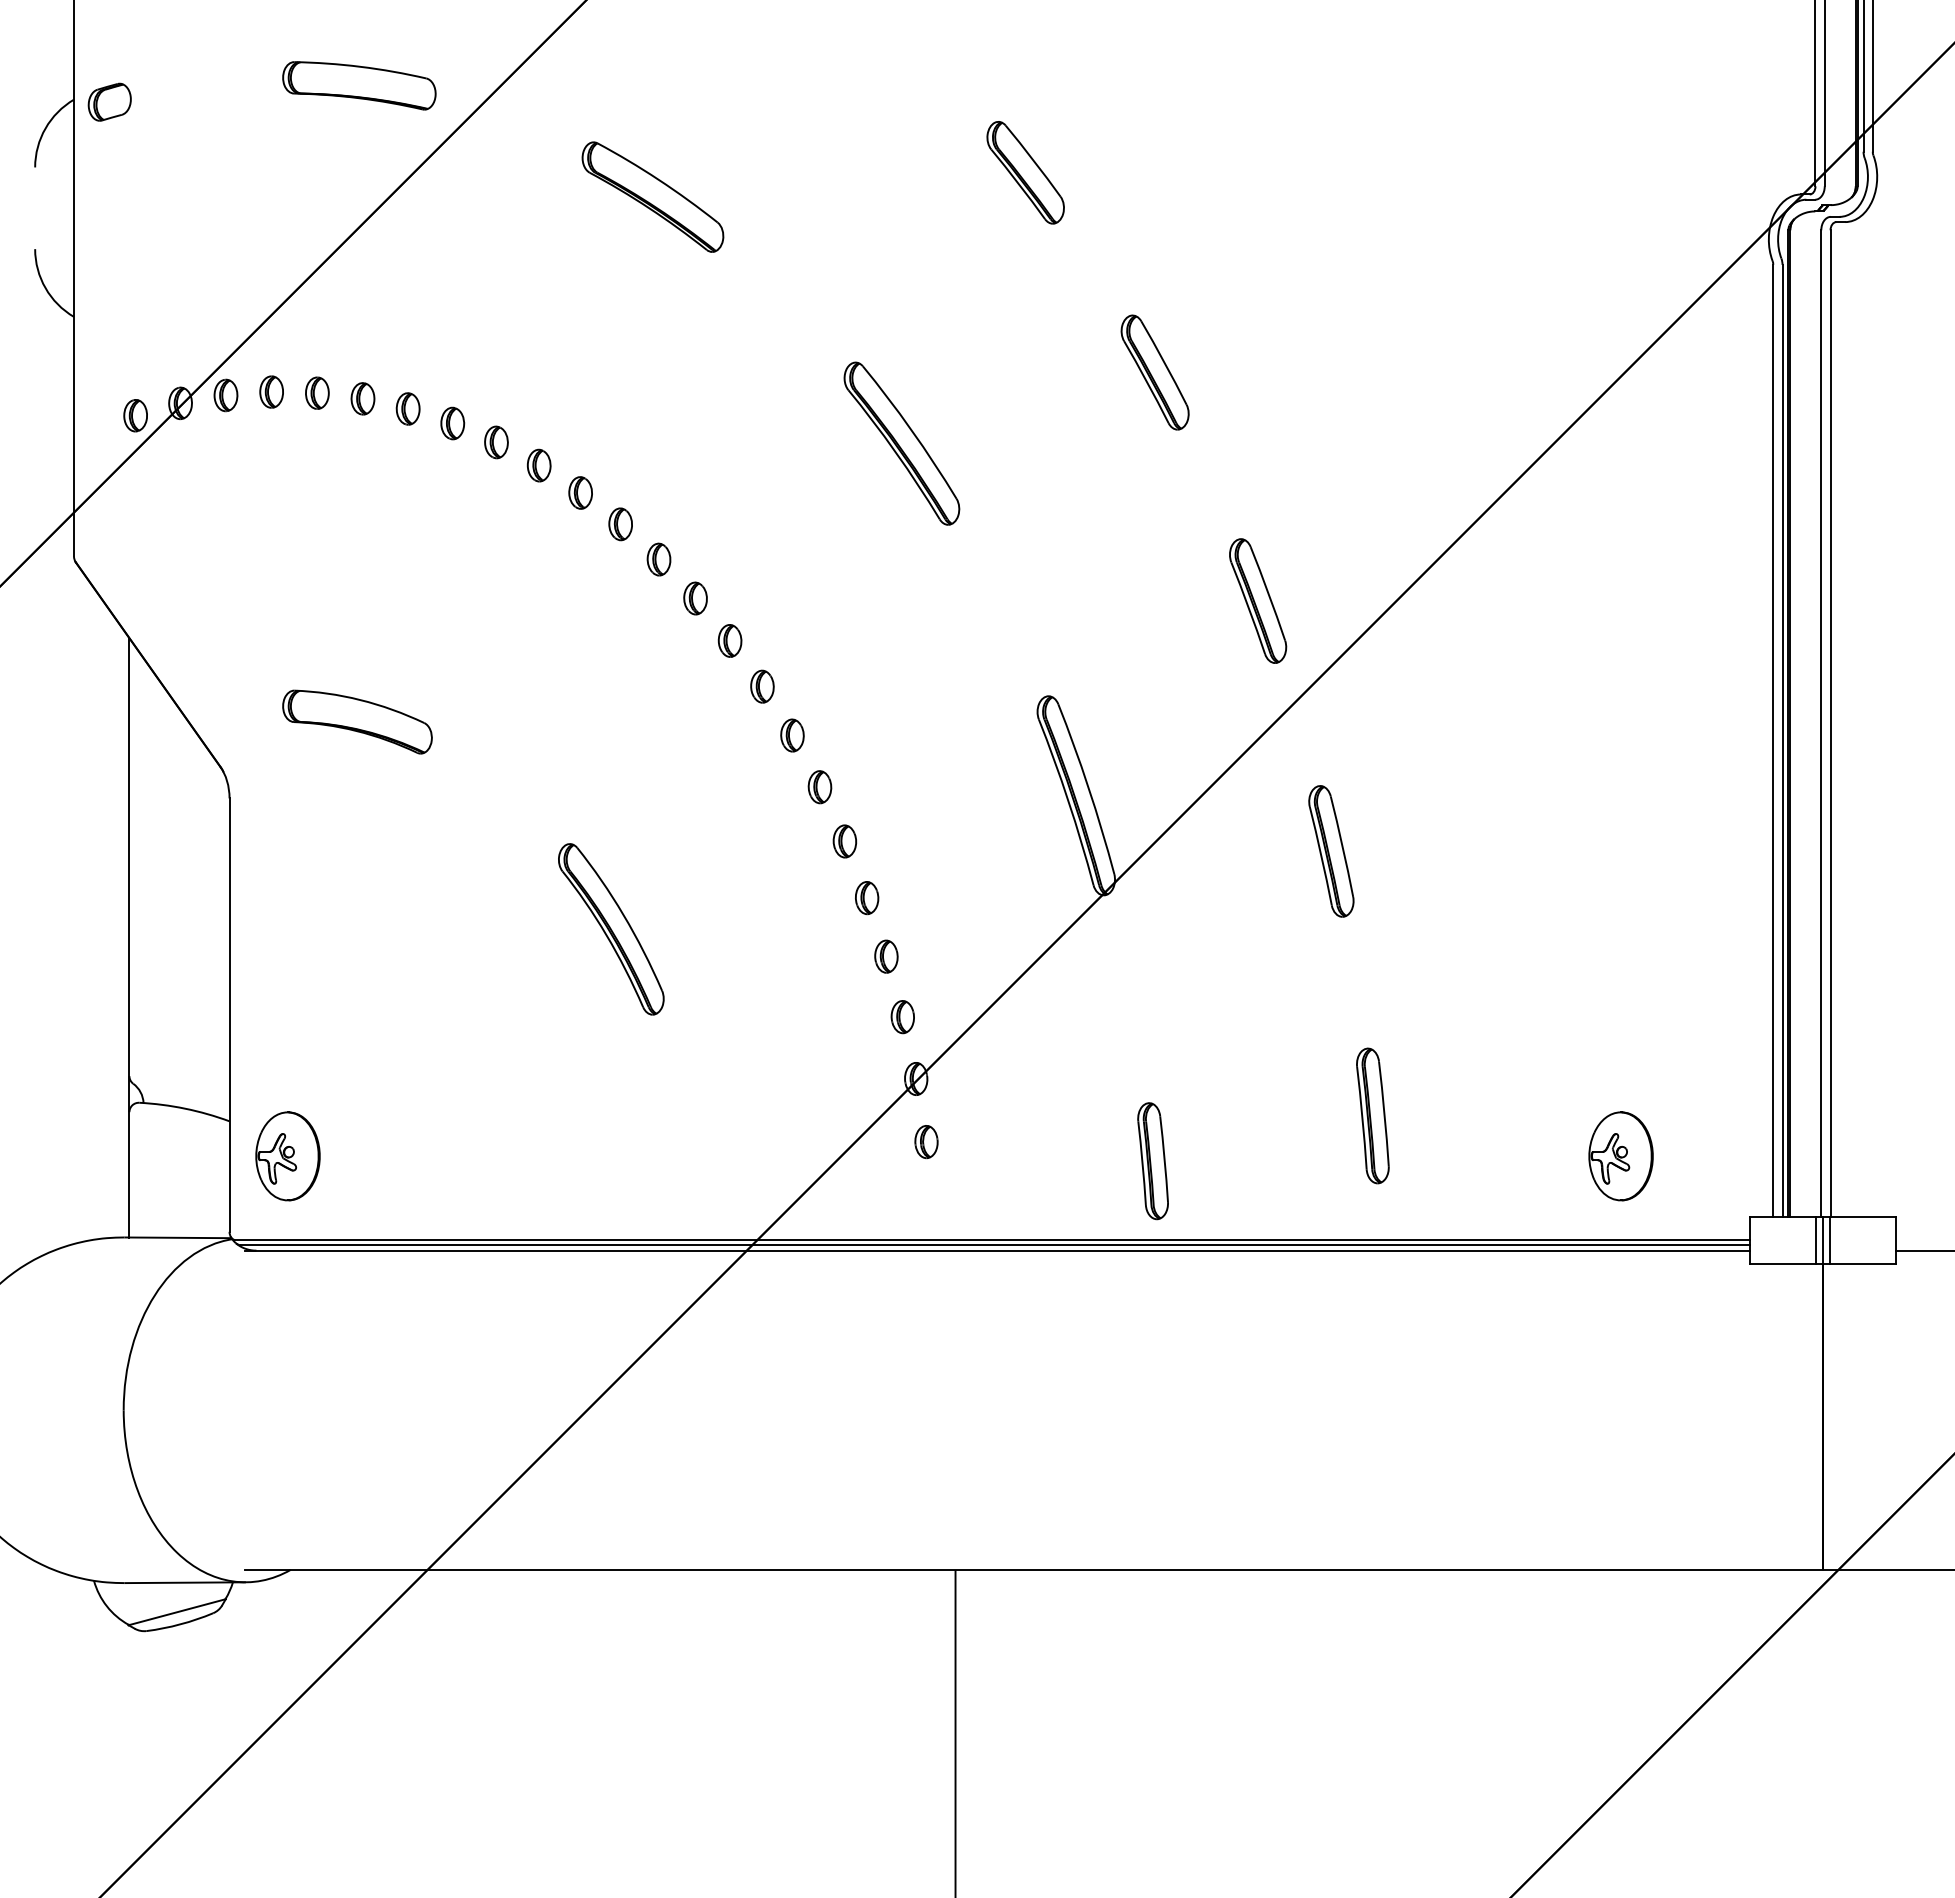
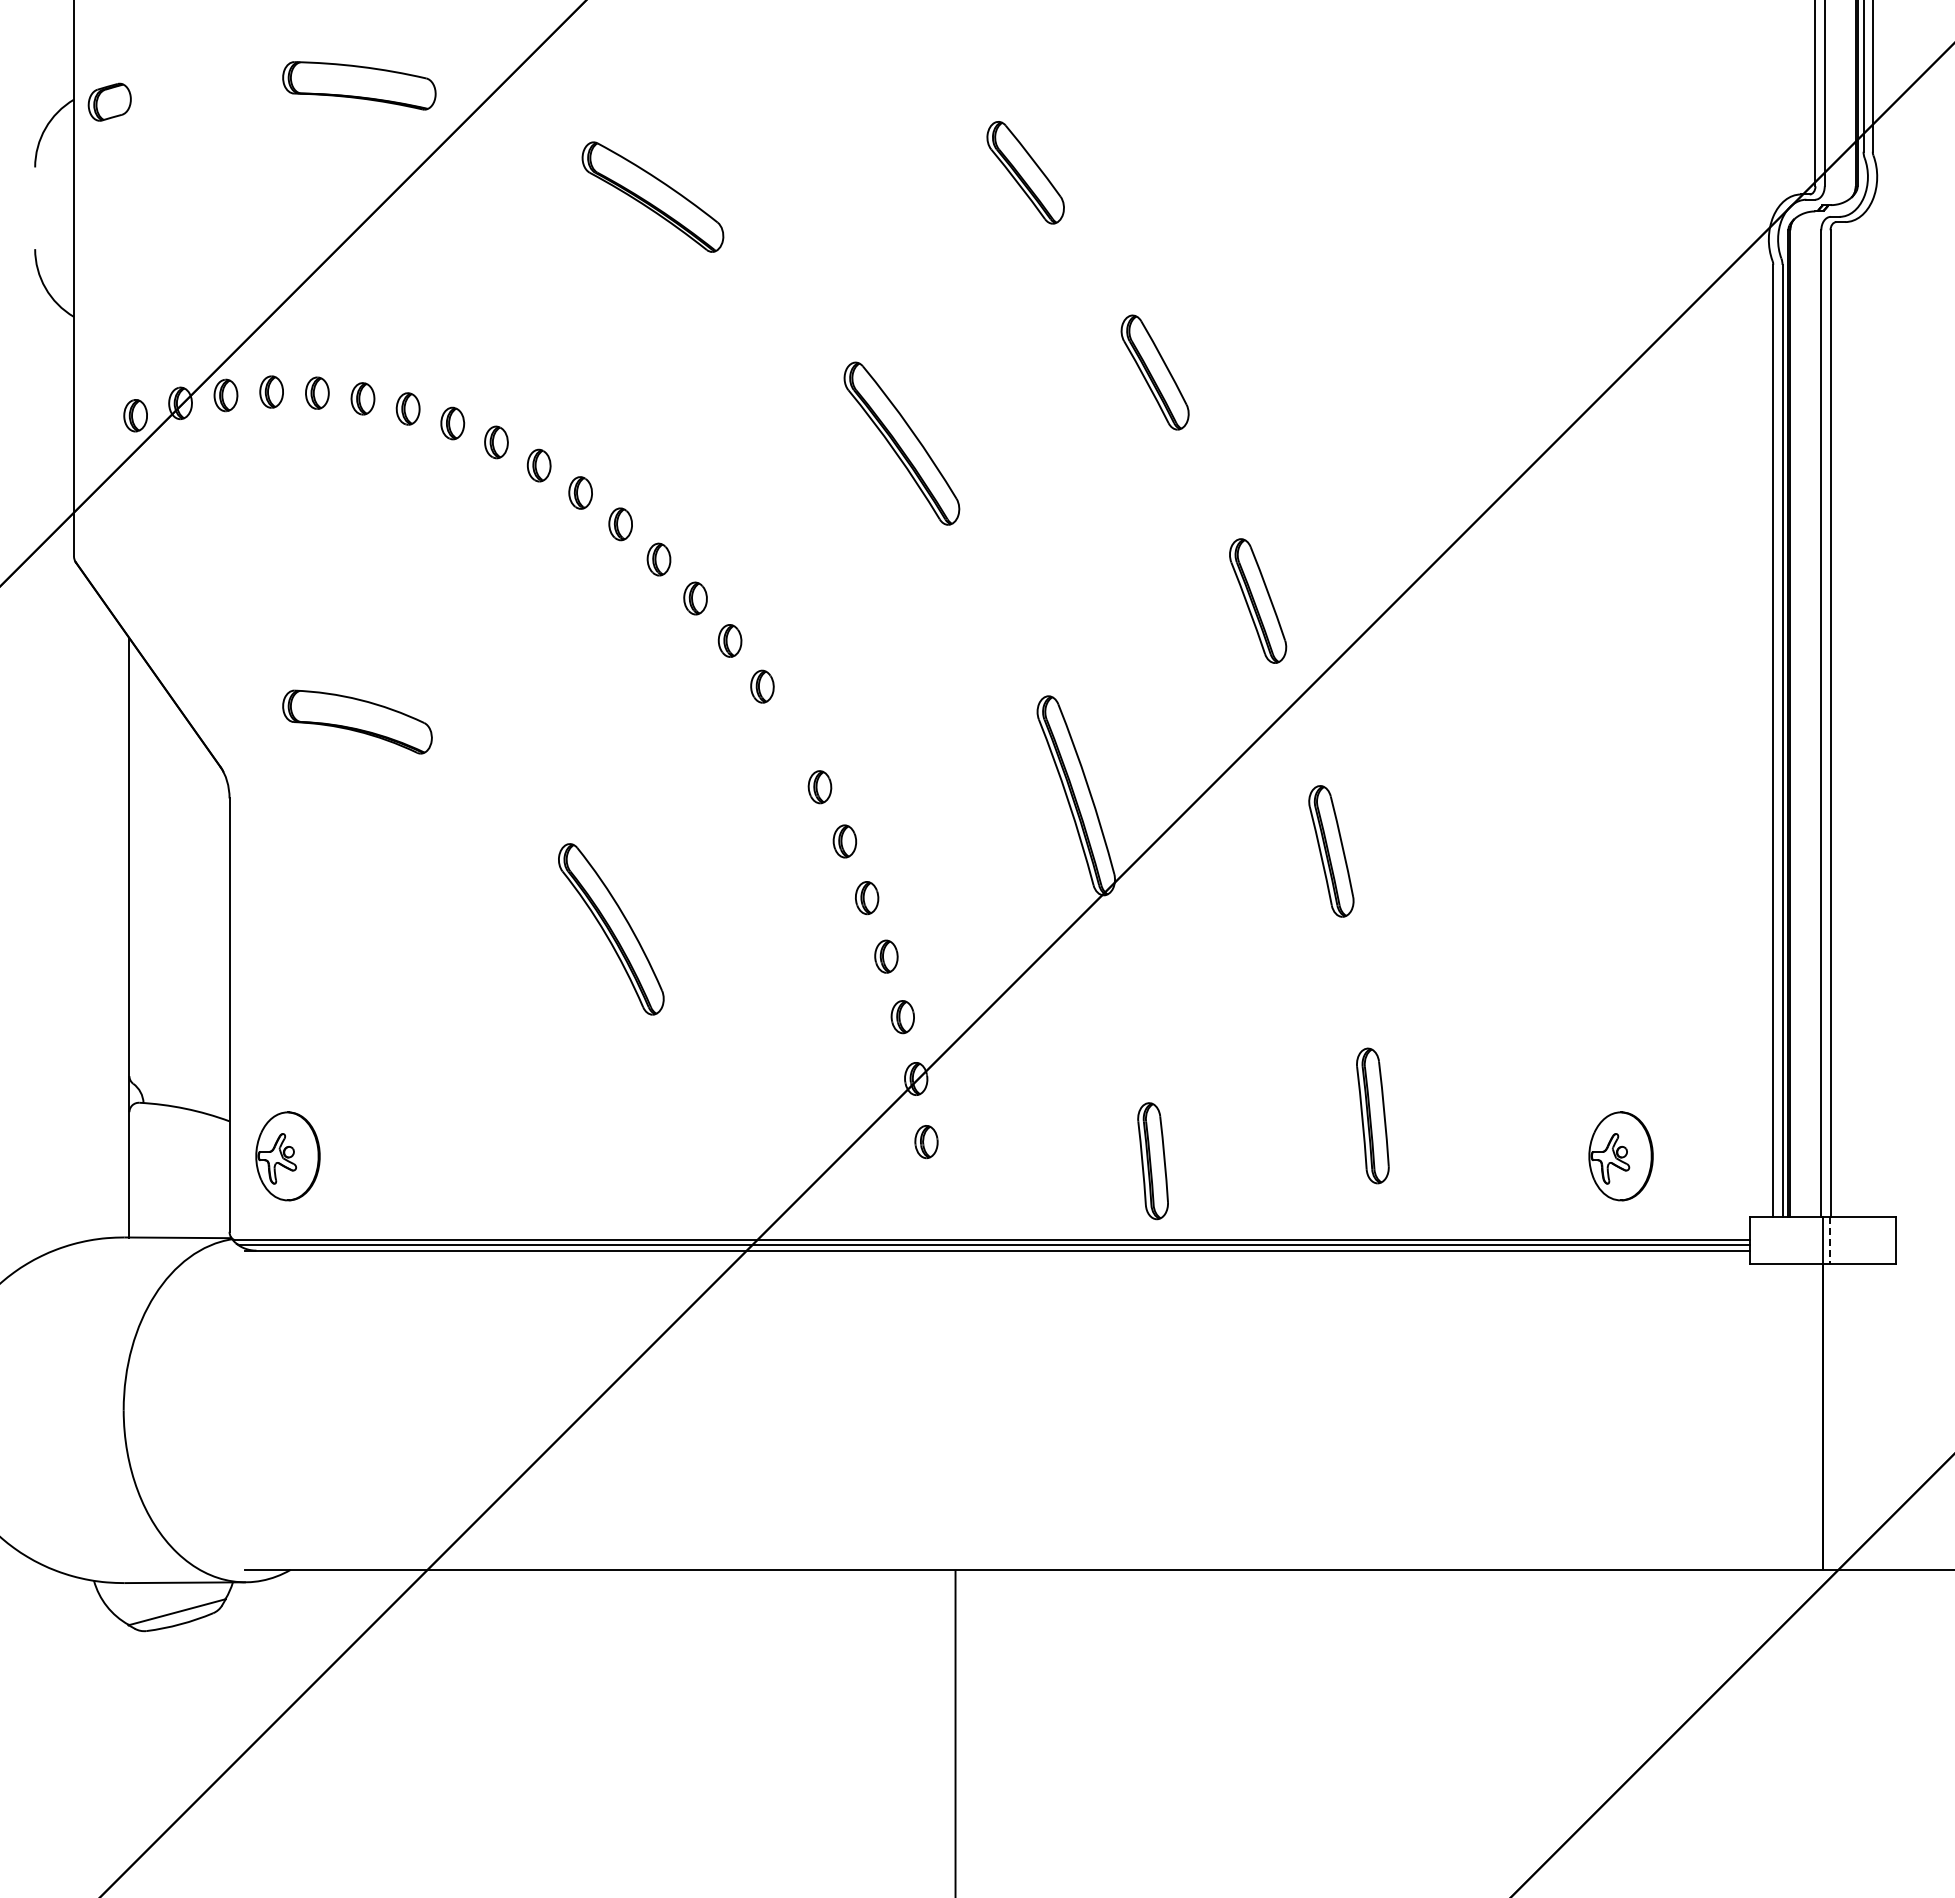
part: present -> none (792, 735)
line: present -> none (1816, 1240)
line: solid -> dashed (1829, 1240)
line: present -> none (1923, 1250)
